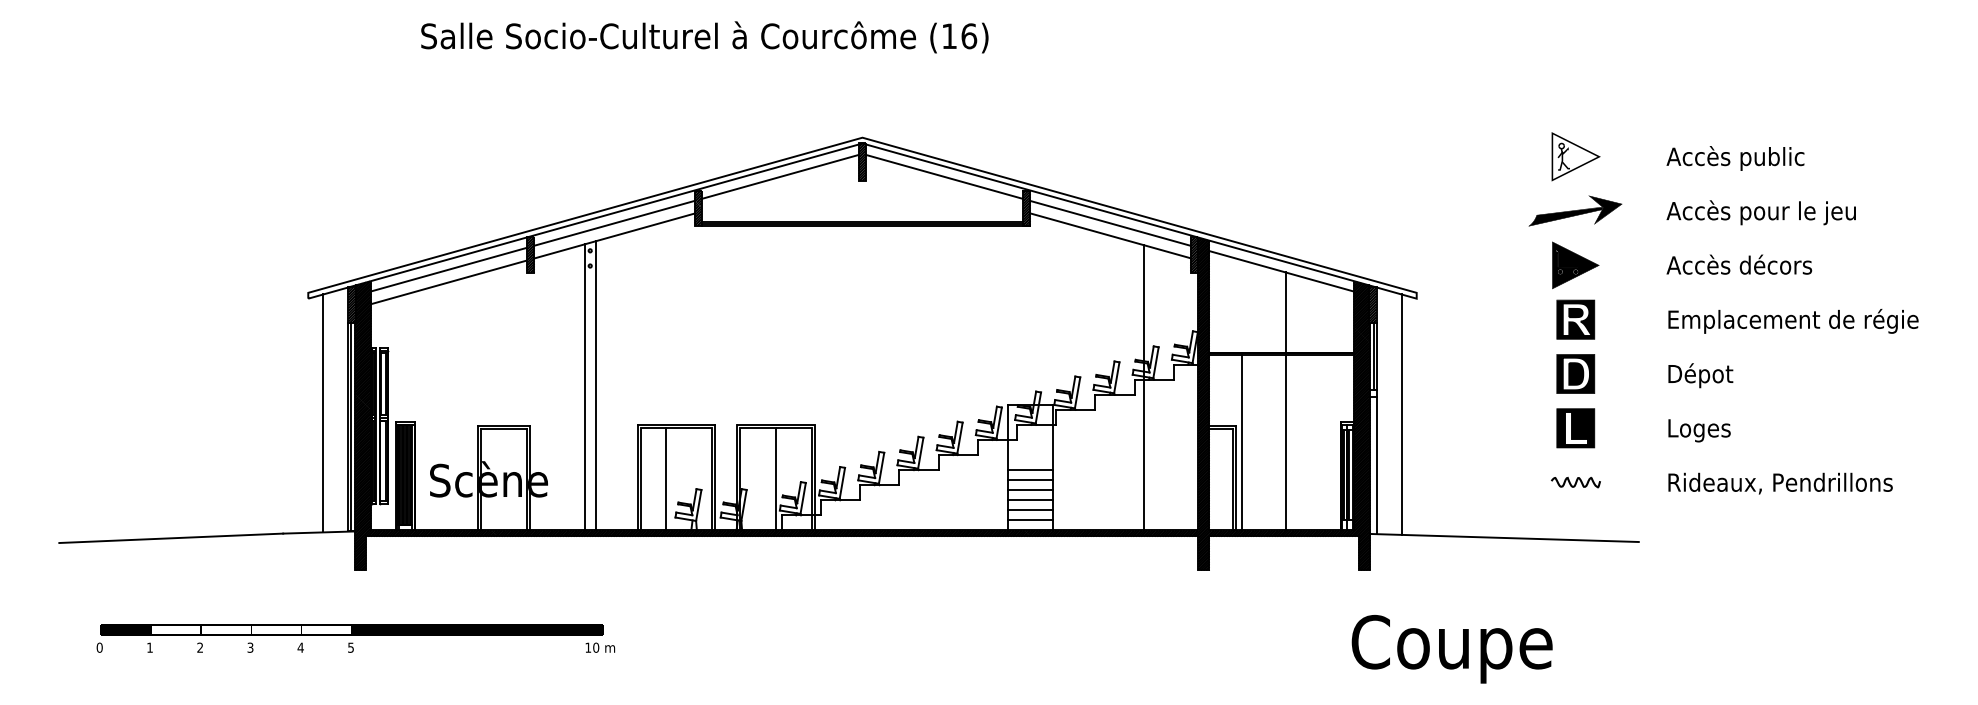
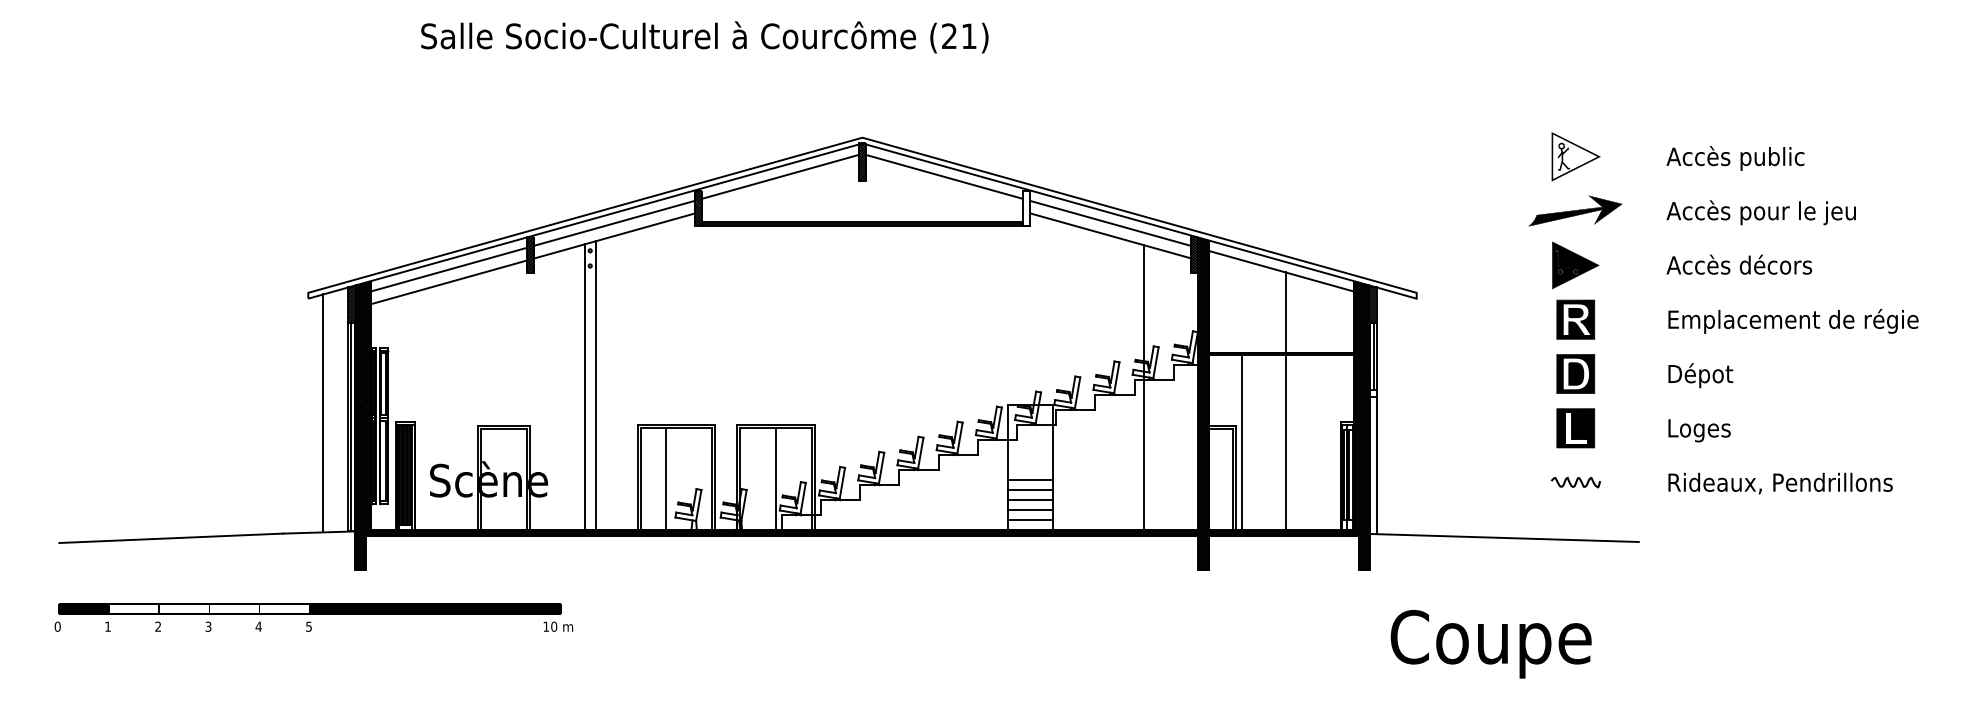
text: (16) -> (21) (959, 36)
hatch: present -> none (1026, 207)
line: present -> none (1401, 414)
line: present -> none (1030, 470)
text position: (355, 638) -> (313, 617) (313, 617)
text position: (1451, 649) -> (1490, 644) (1490, 644)
